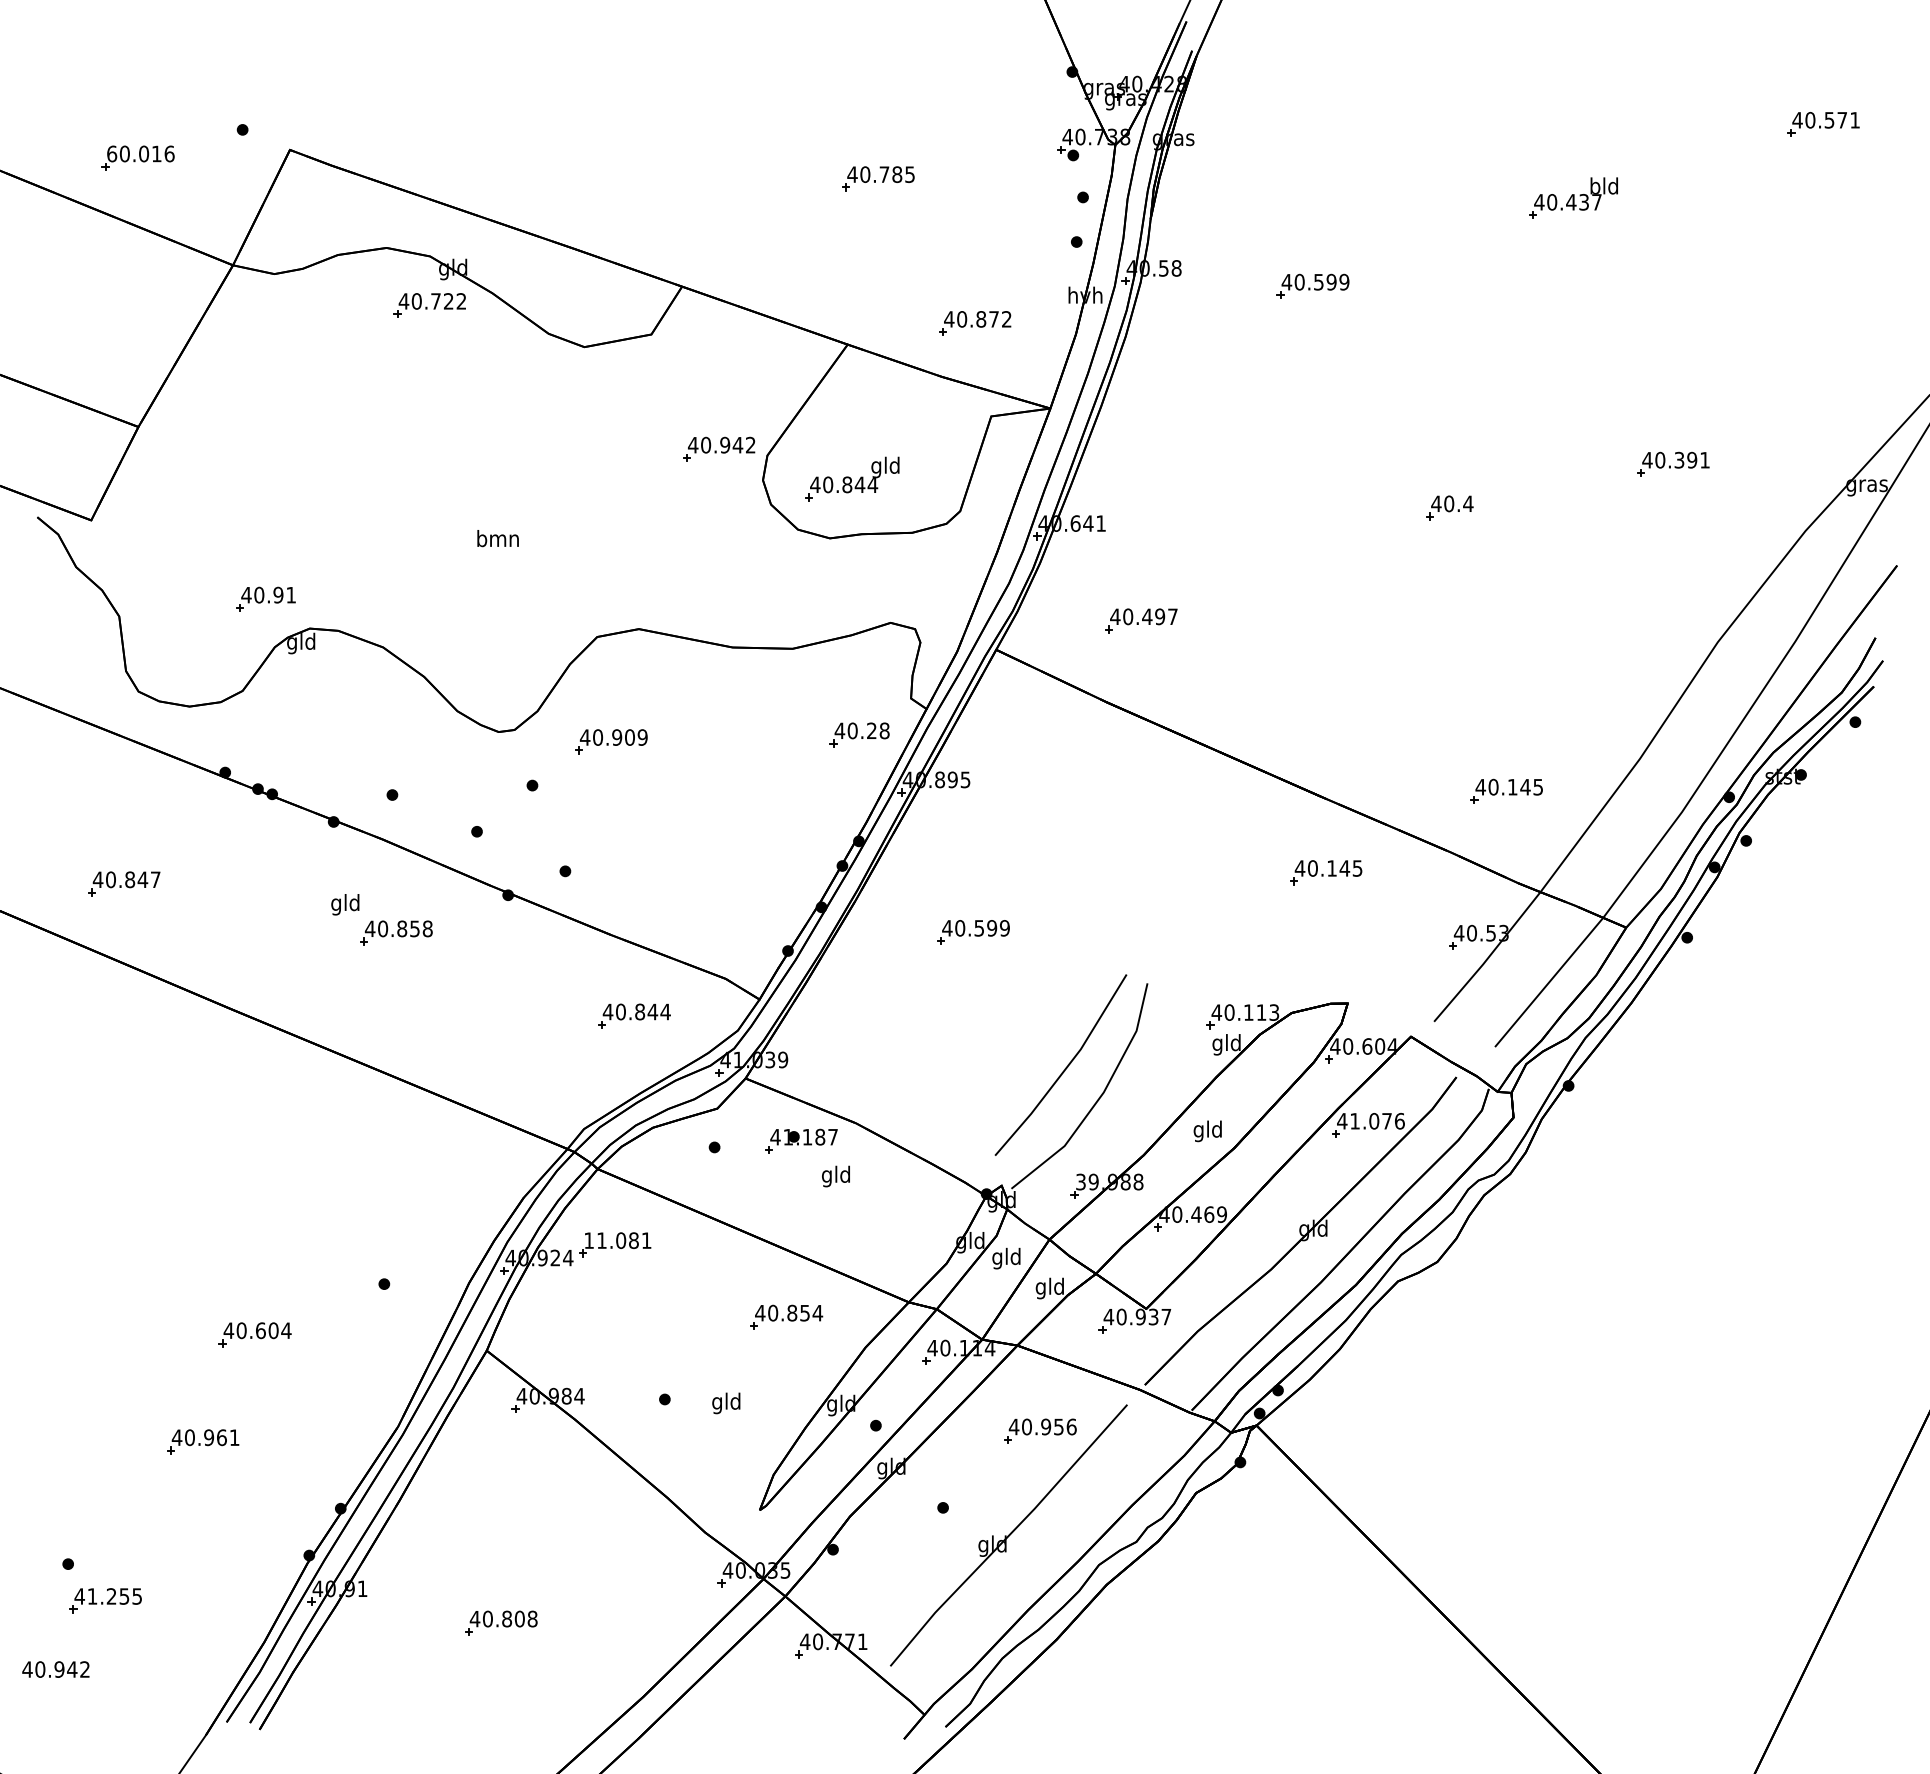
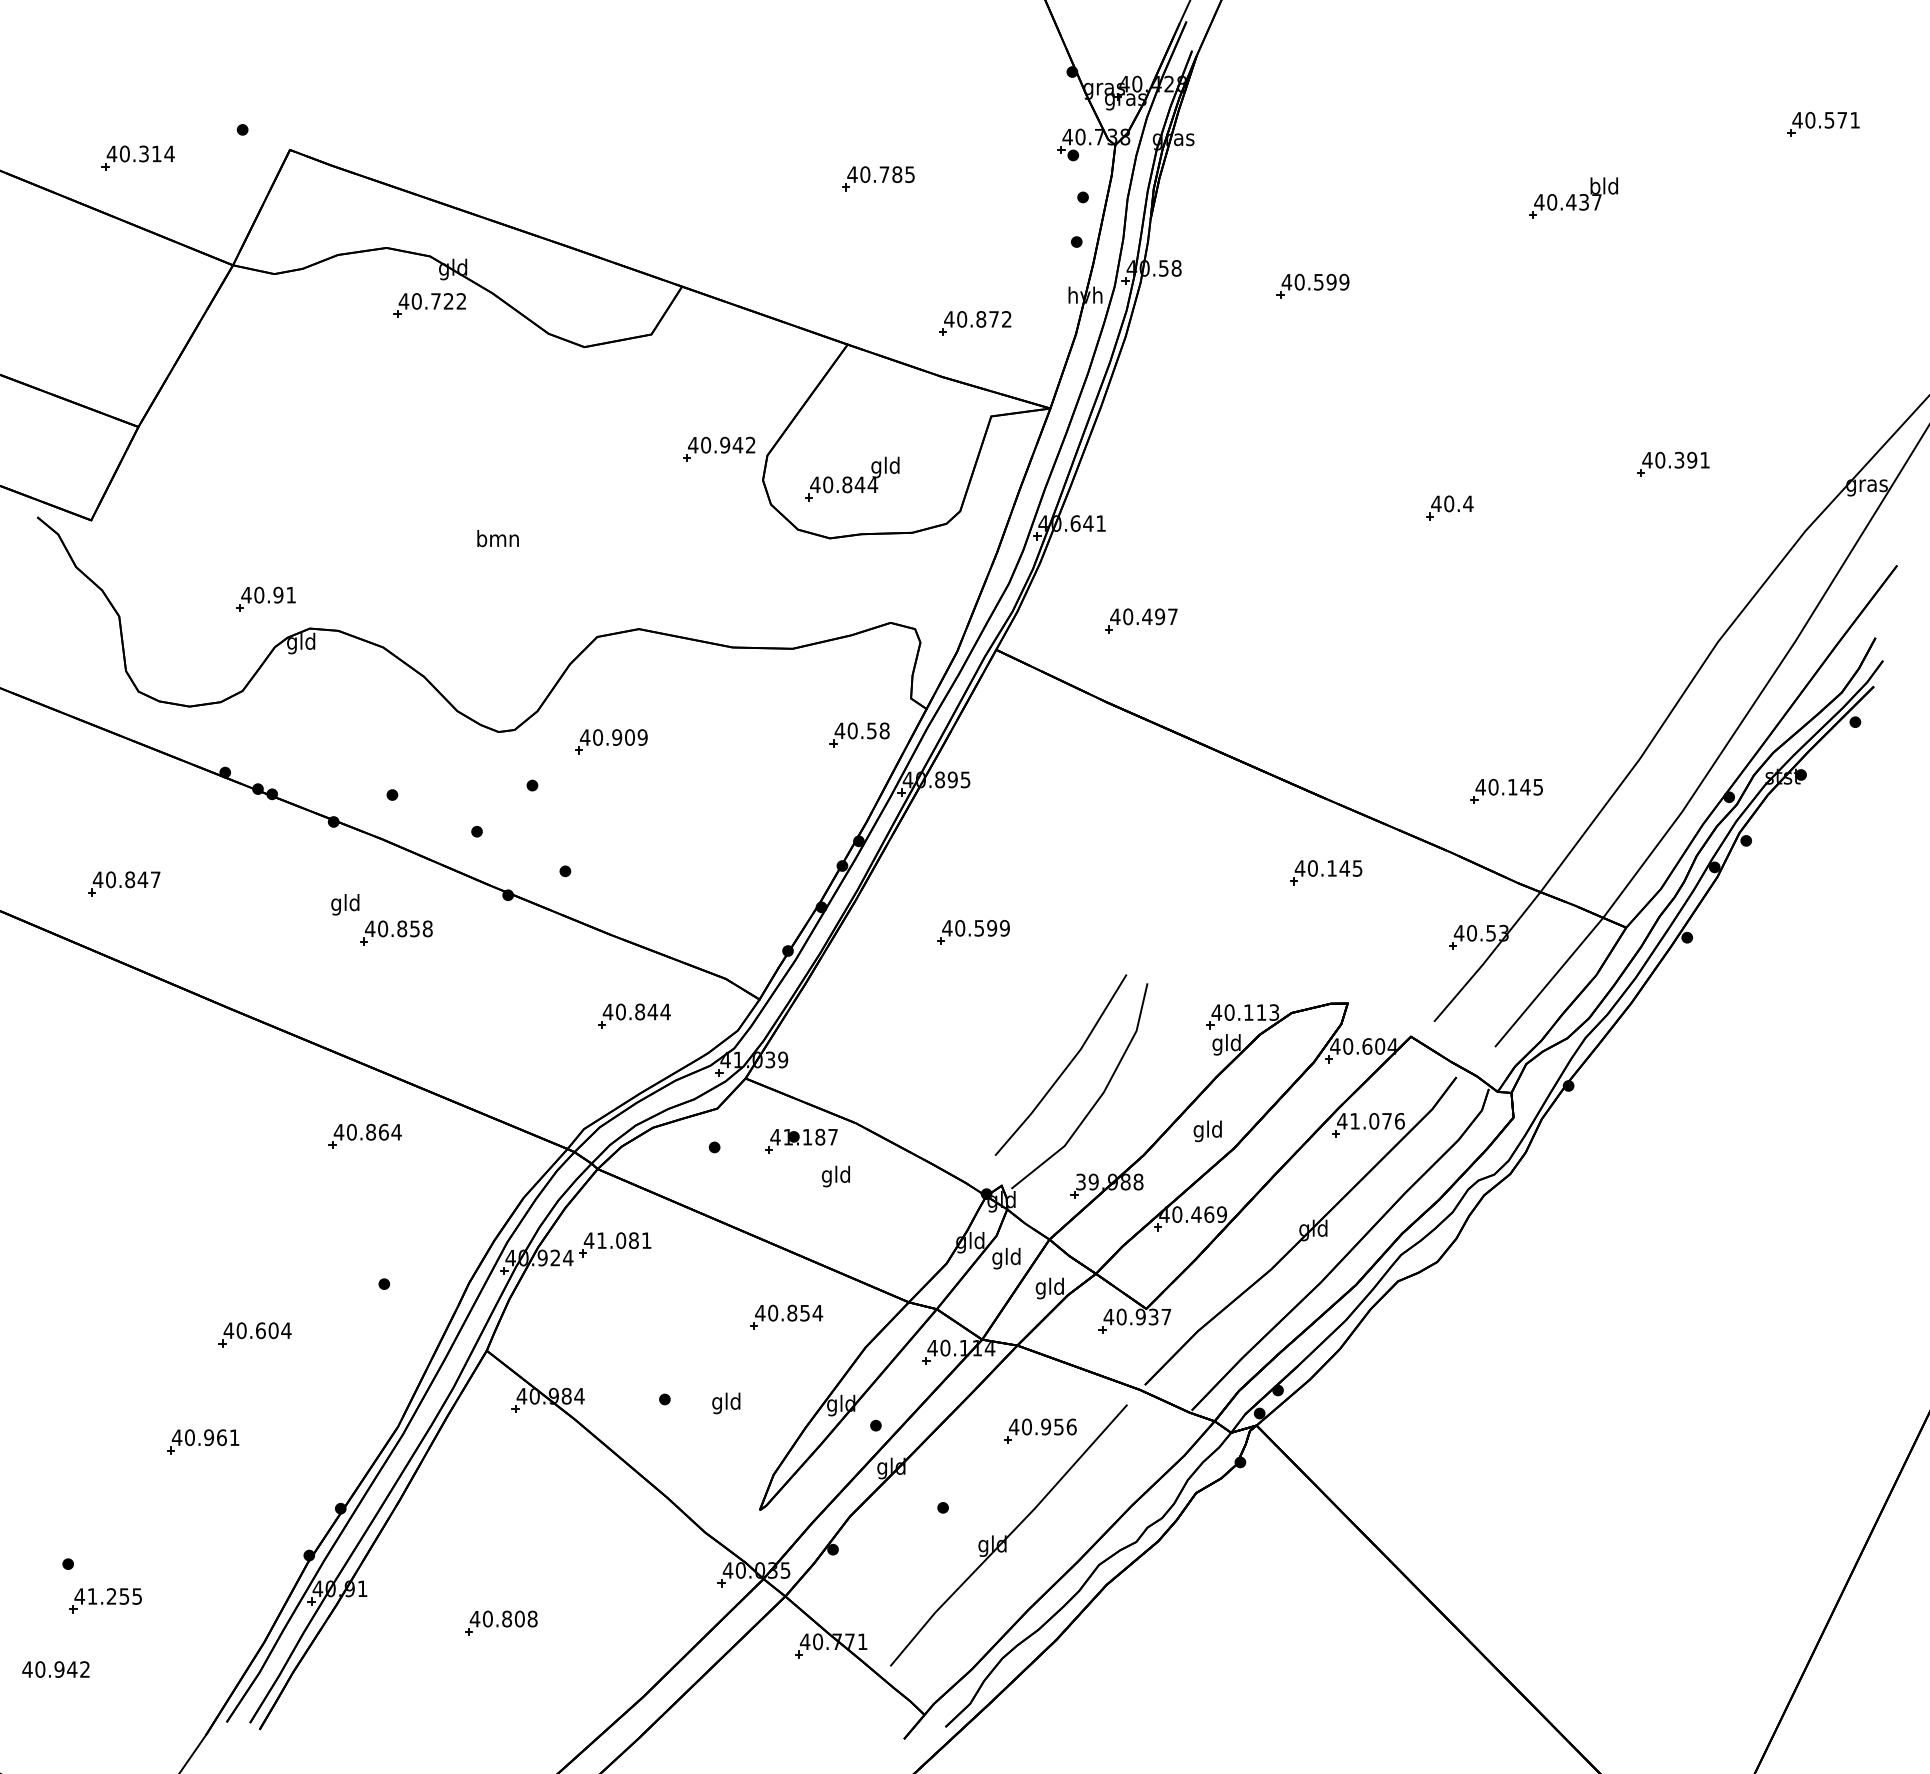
text: 60.016 -> 40.314 (140, 153)
text: 40.28 -> 40.58 (871, 730)
part: none -> present (364, 1136)
text: 11.081 -> 41.081 (588, 1240)
